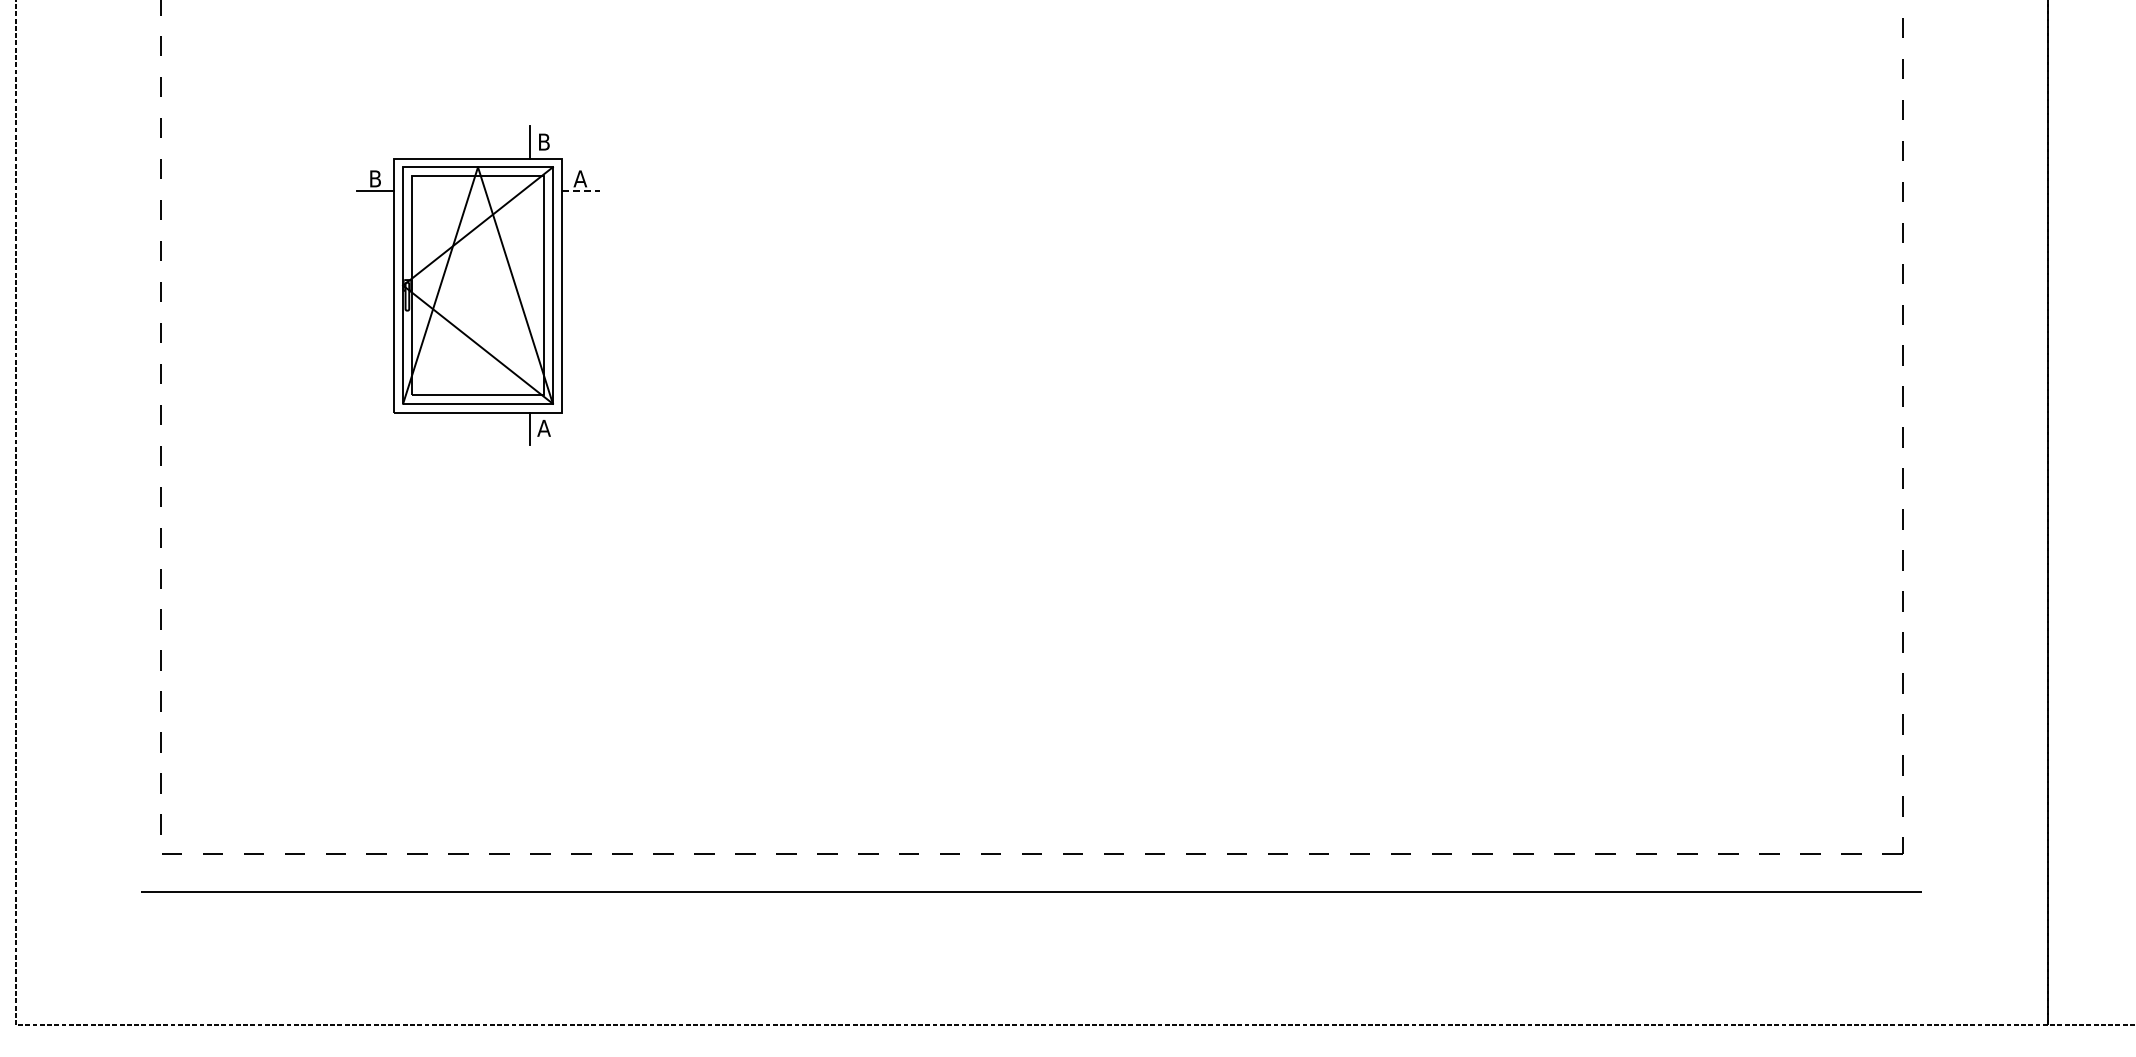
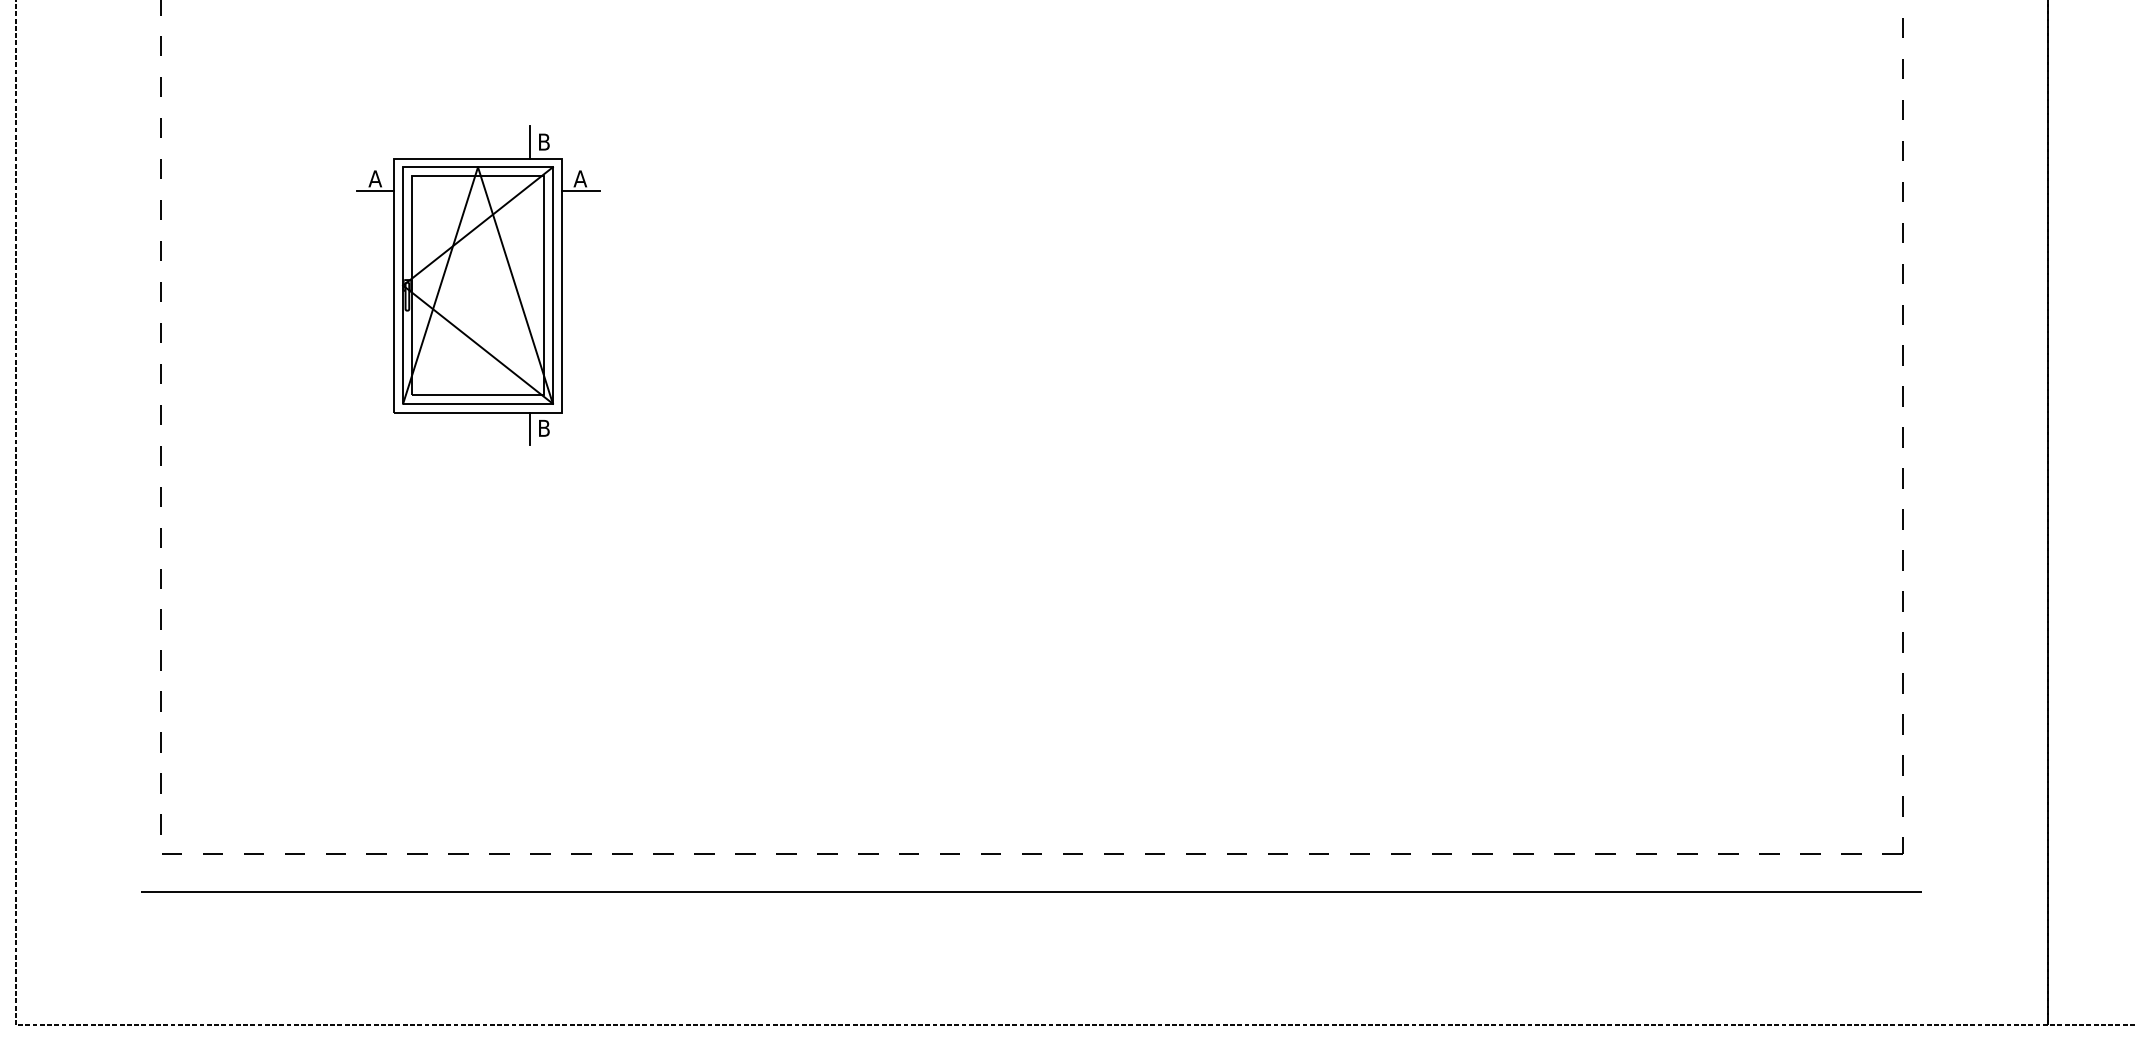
text: B -> A (375, 178)
line: dashed -> solid (580, 191)
text: A -> B (543, 427)
